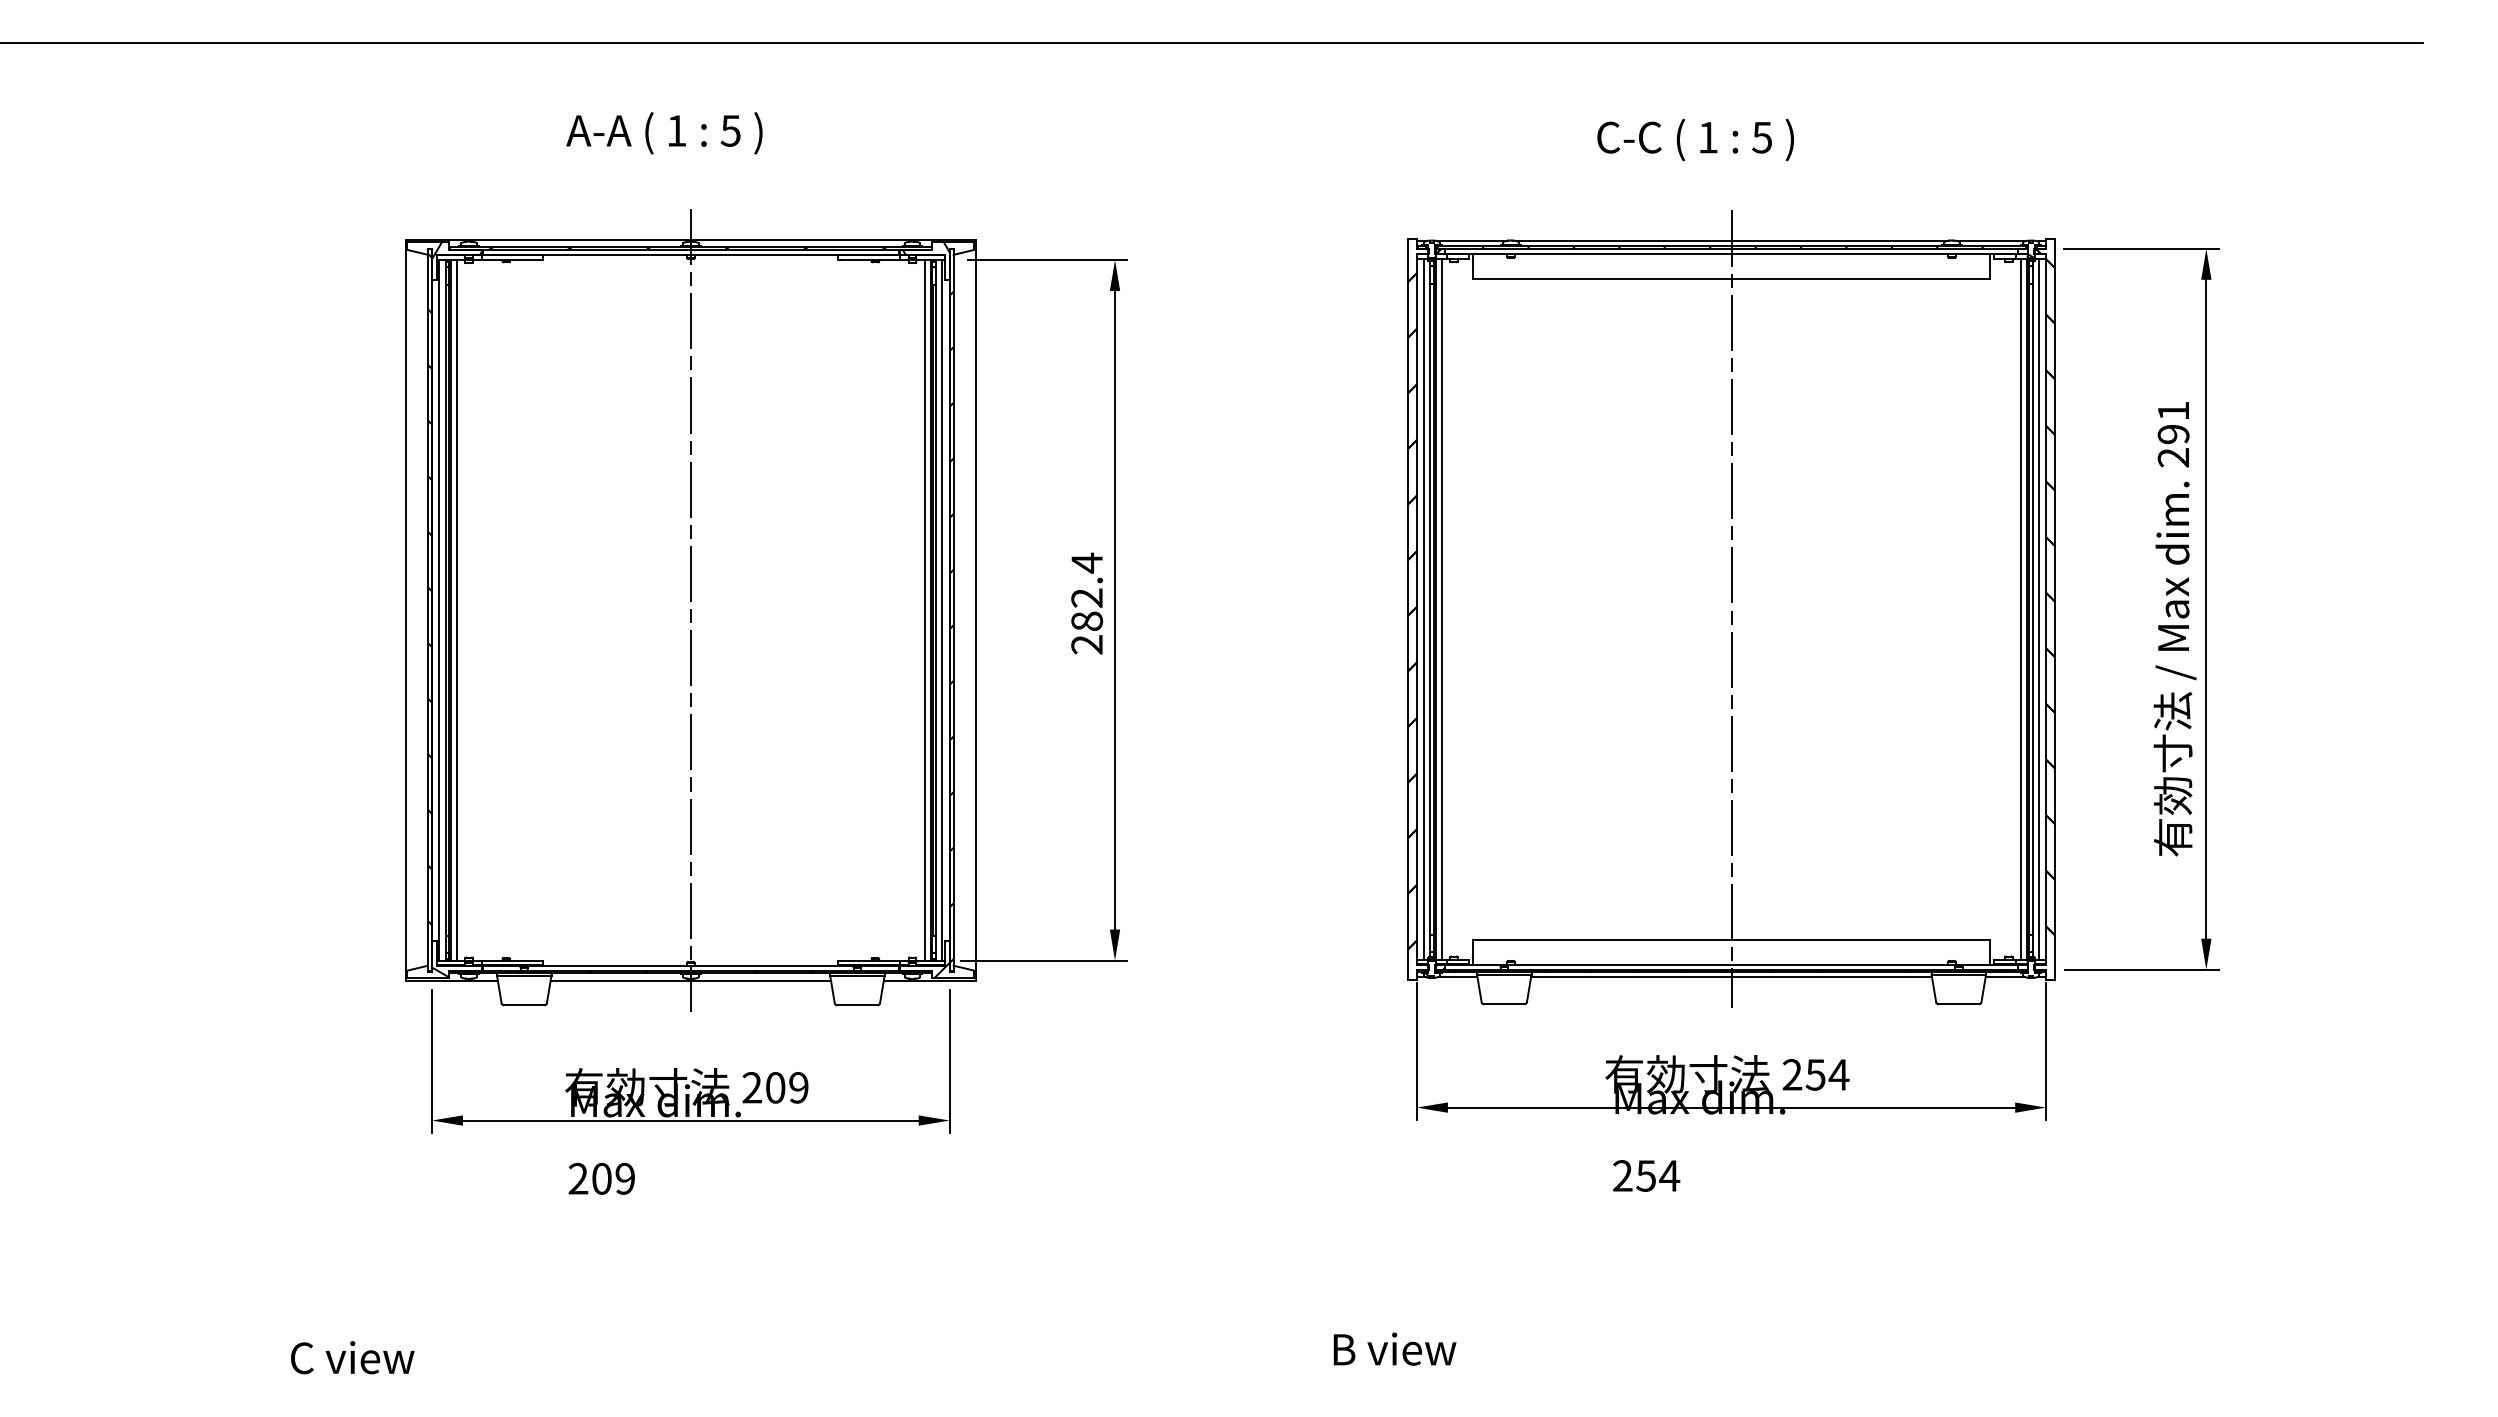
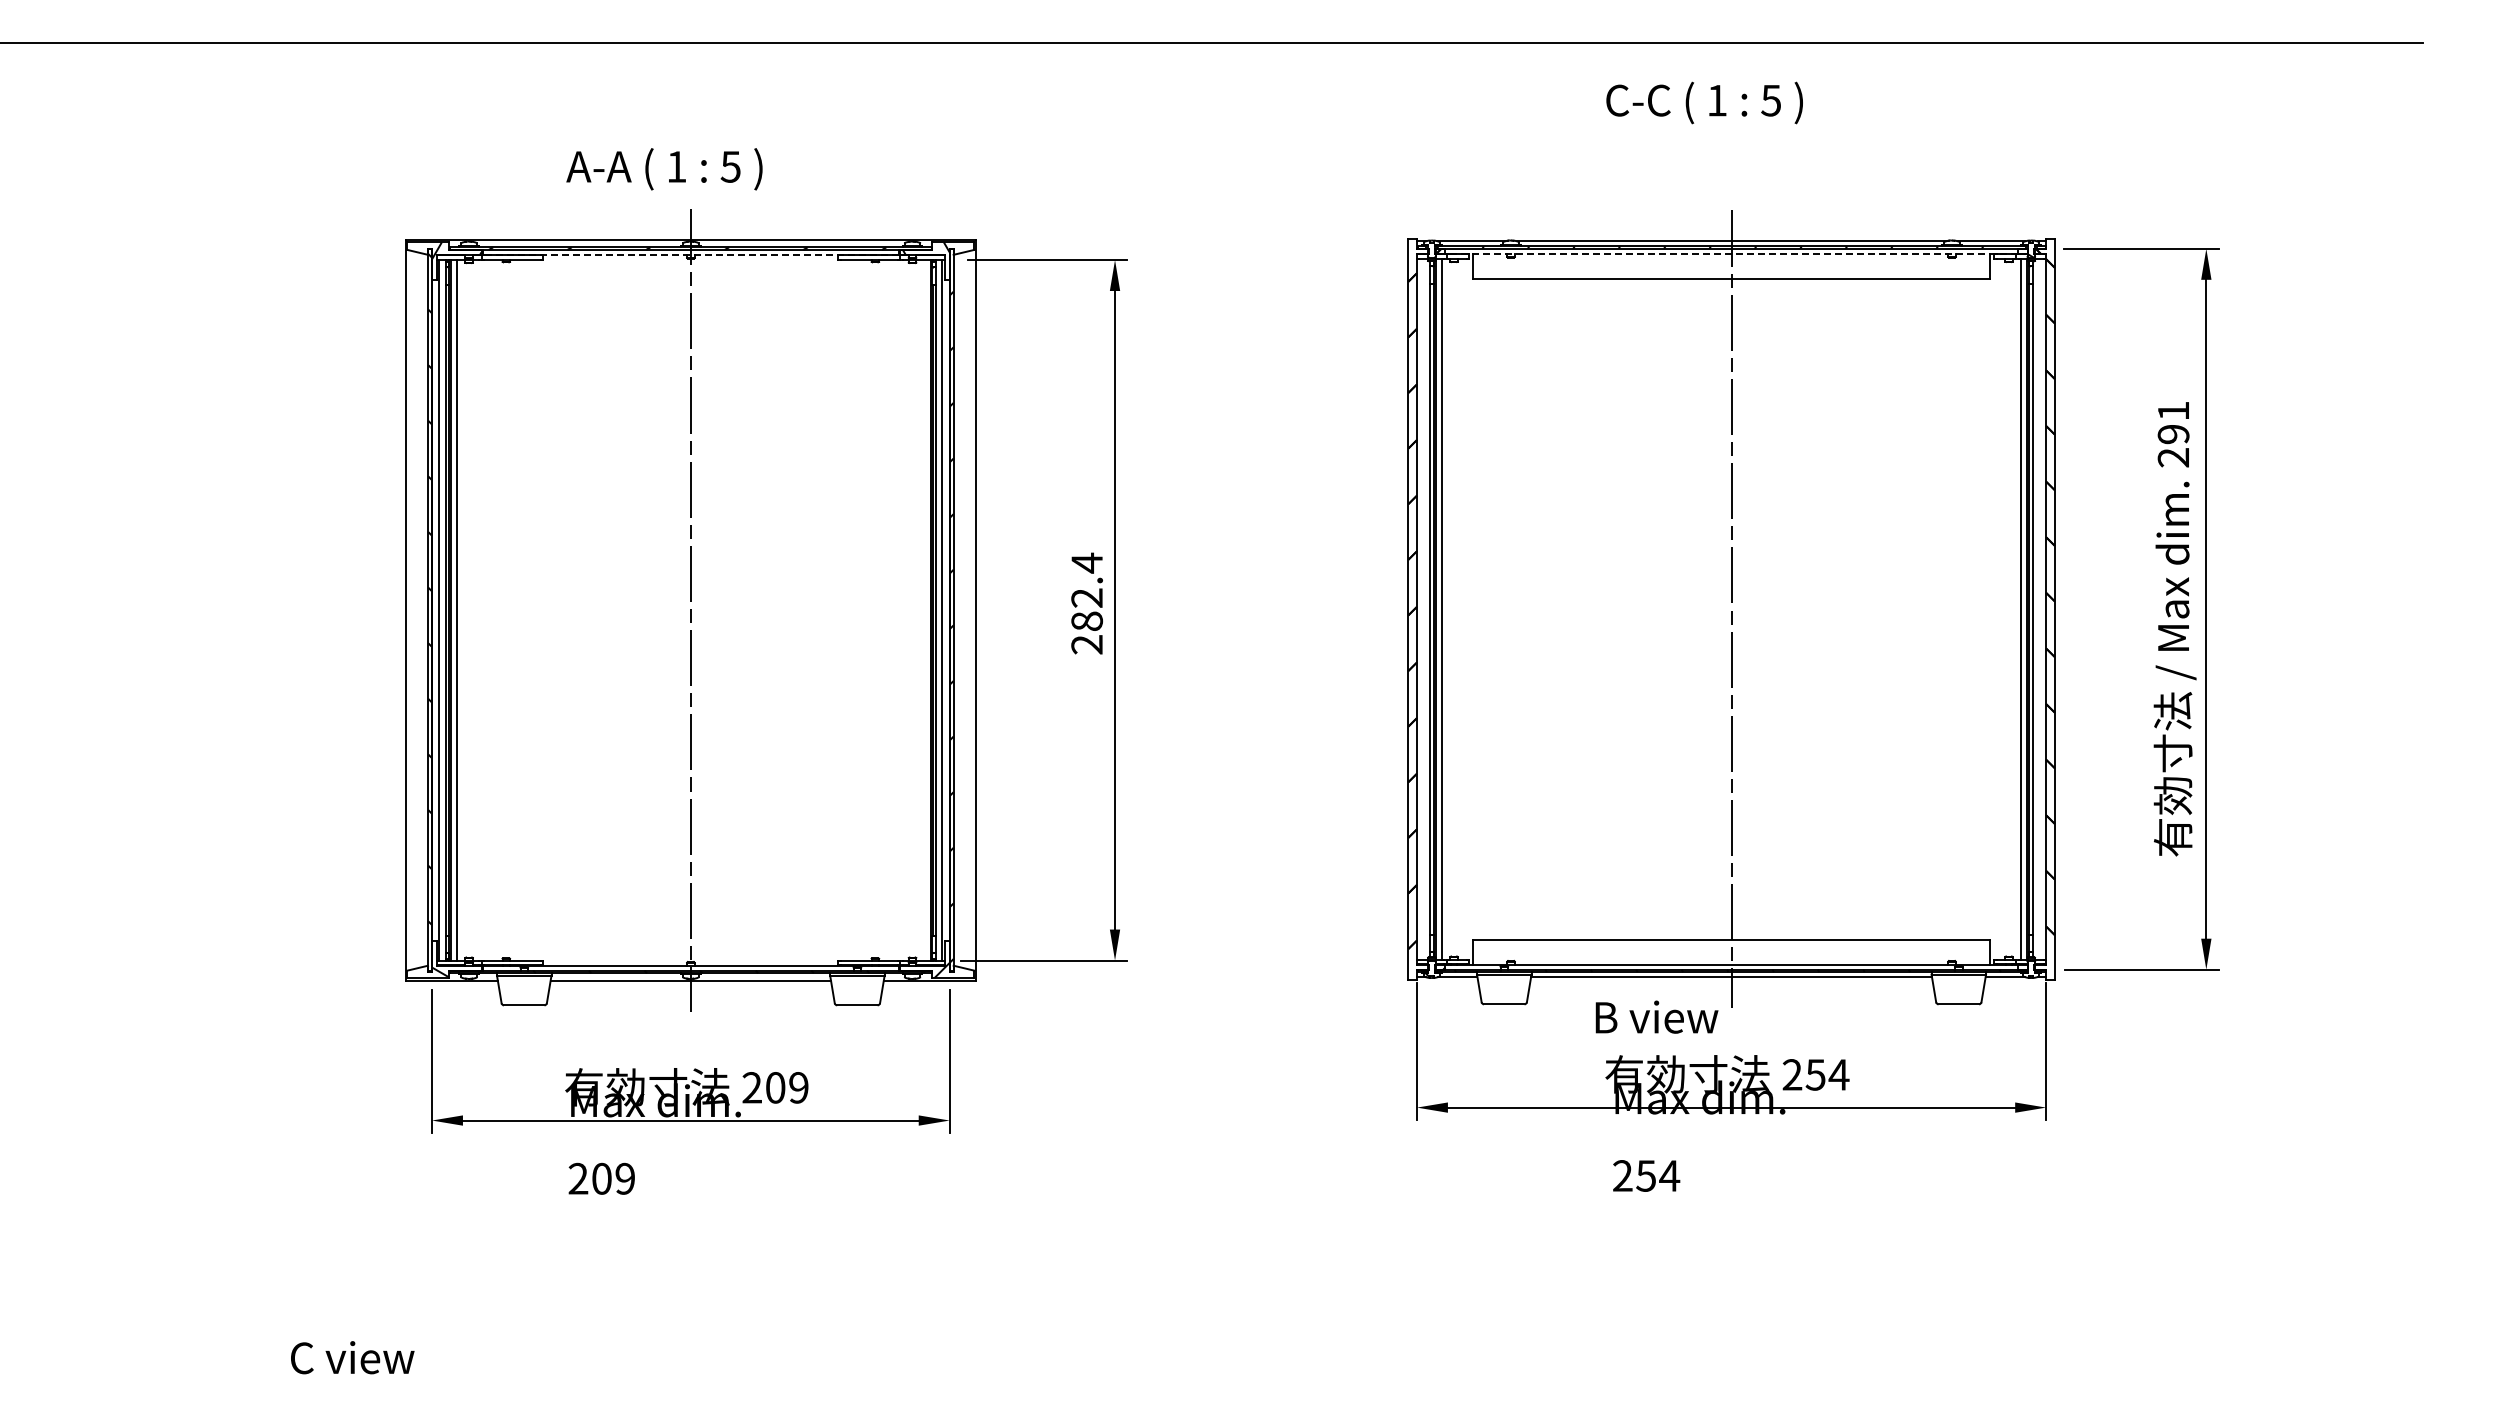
text position: (664, 133) -> (664, 169) (664, 169)
text position: (1695, 139) -> (1704, 102) (1704, 102)
line: solid -> dashed (1731, 253)
line: solid -> dashed (690, 254)
line: present -> none (1424, 609)
line: present -> none (2038, 609)
line: present -> none (924, 610)
text position: (1394, 1348) -> (1656, 1016) (1656, 1016)
